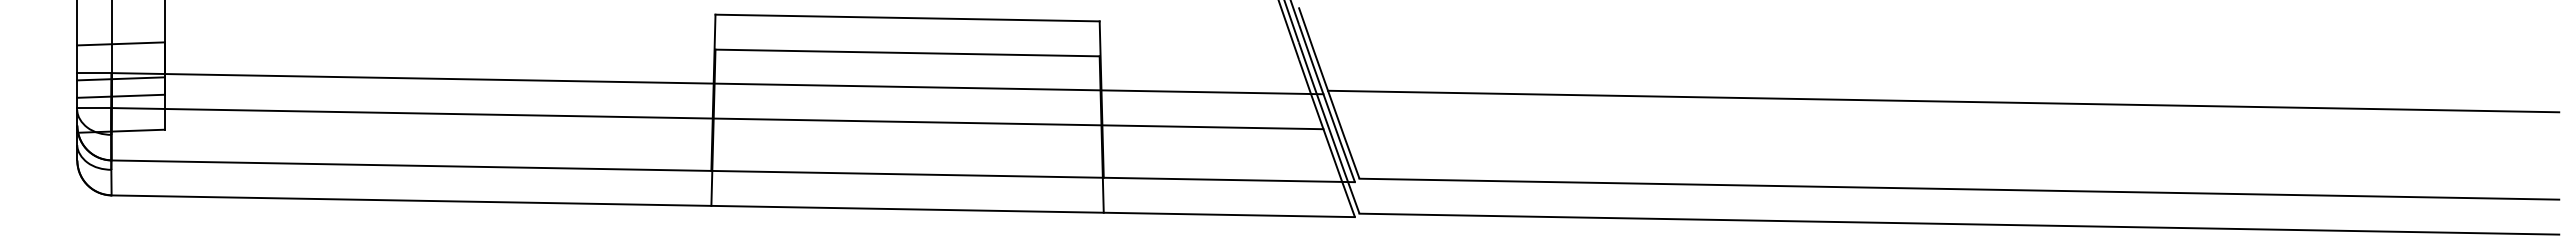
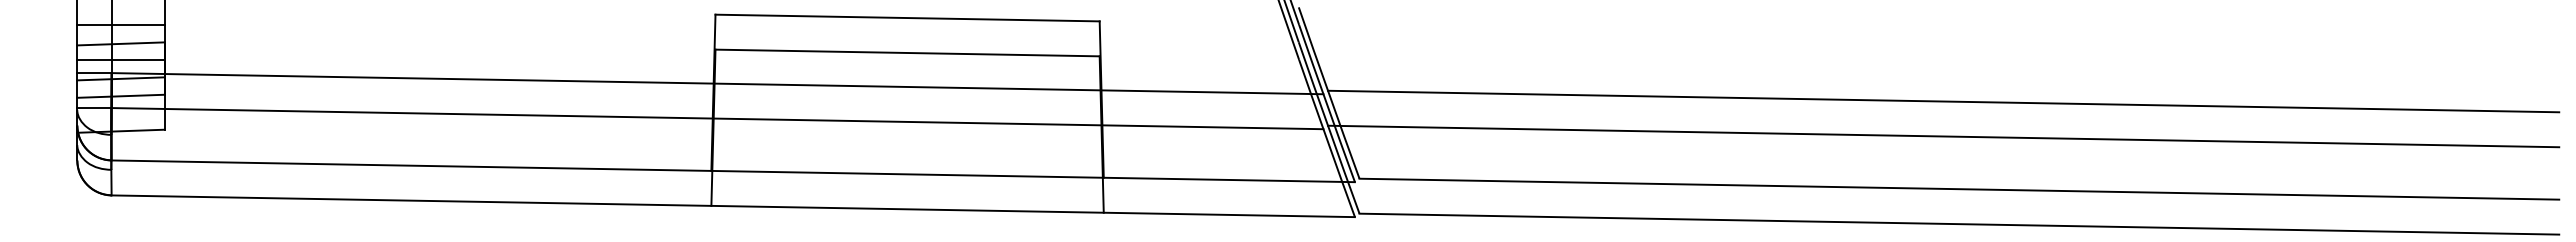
line: none -> present (120, 24)
line: none -> present (120, 59)
line: none -> present (1943, 136)
